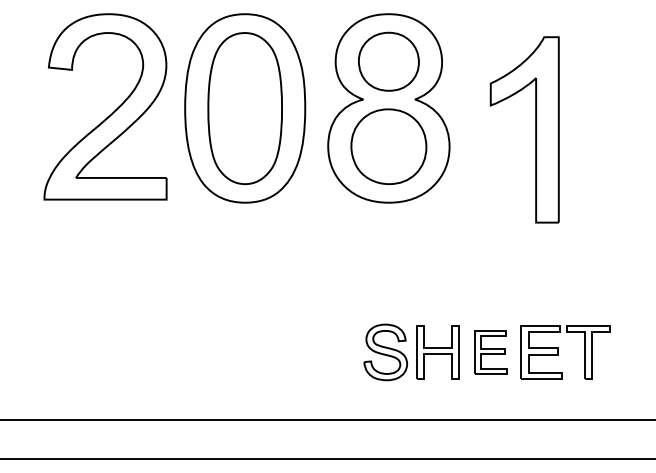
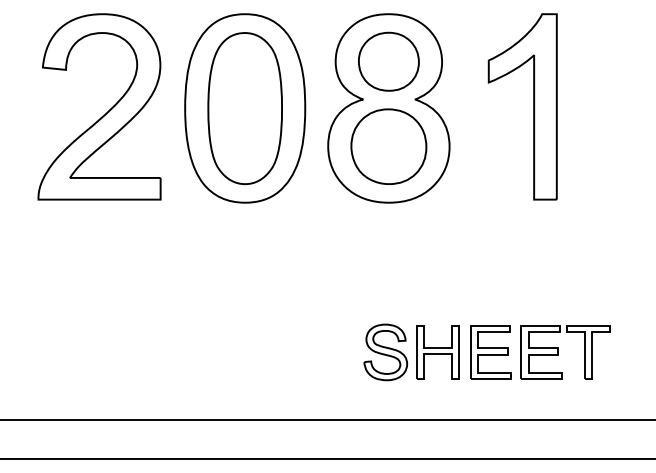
part position: (112, 112) -> (106, 112) (106, 112)
part position: (535, 129) -> (533, 106) (533, 106)
part size: 34x45 px -> 42x55 px (490, 352)
